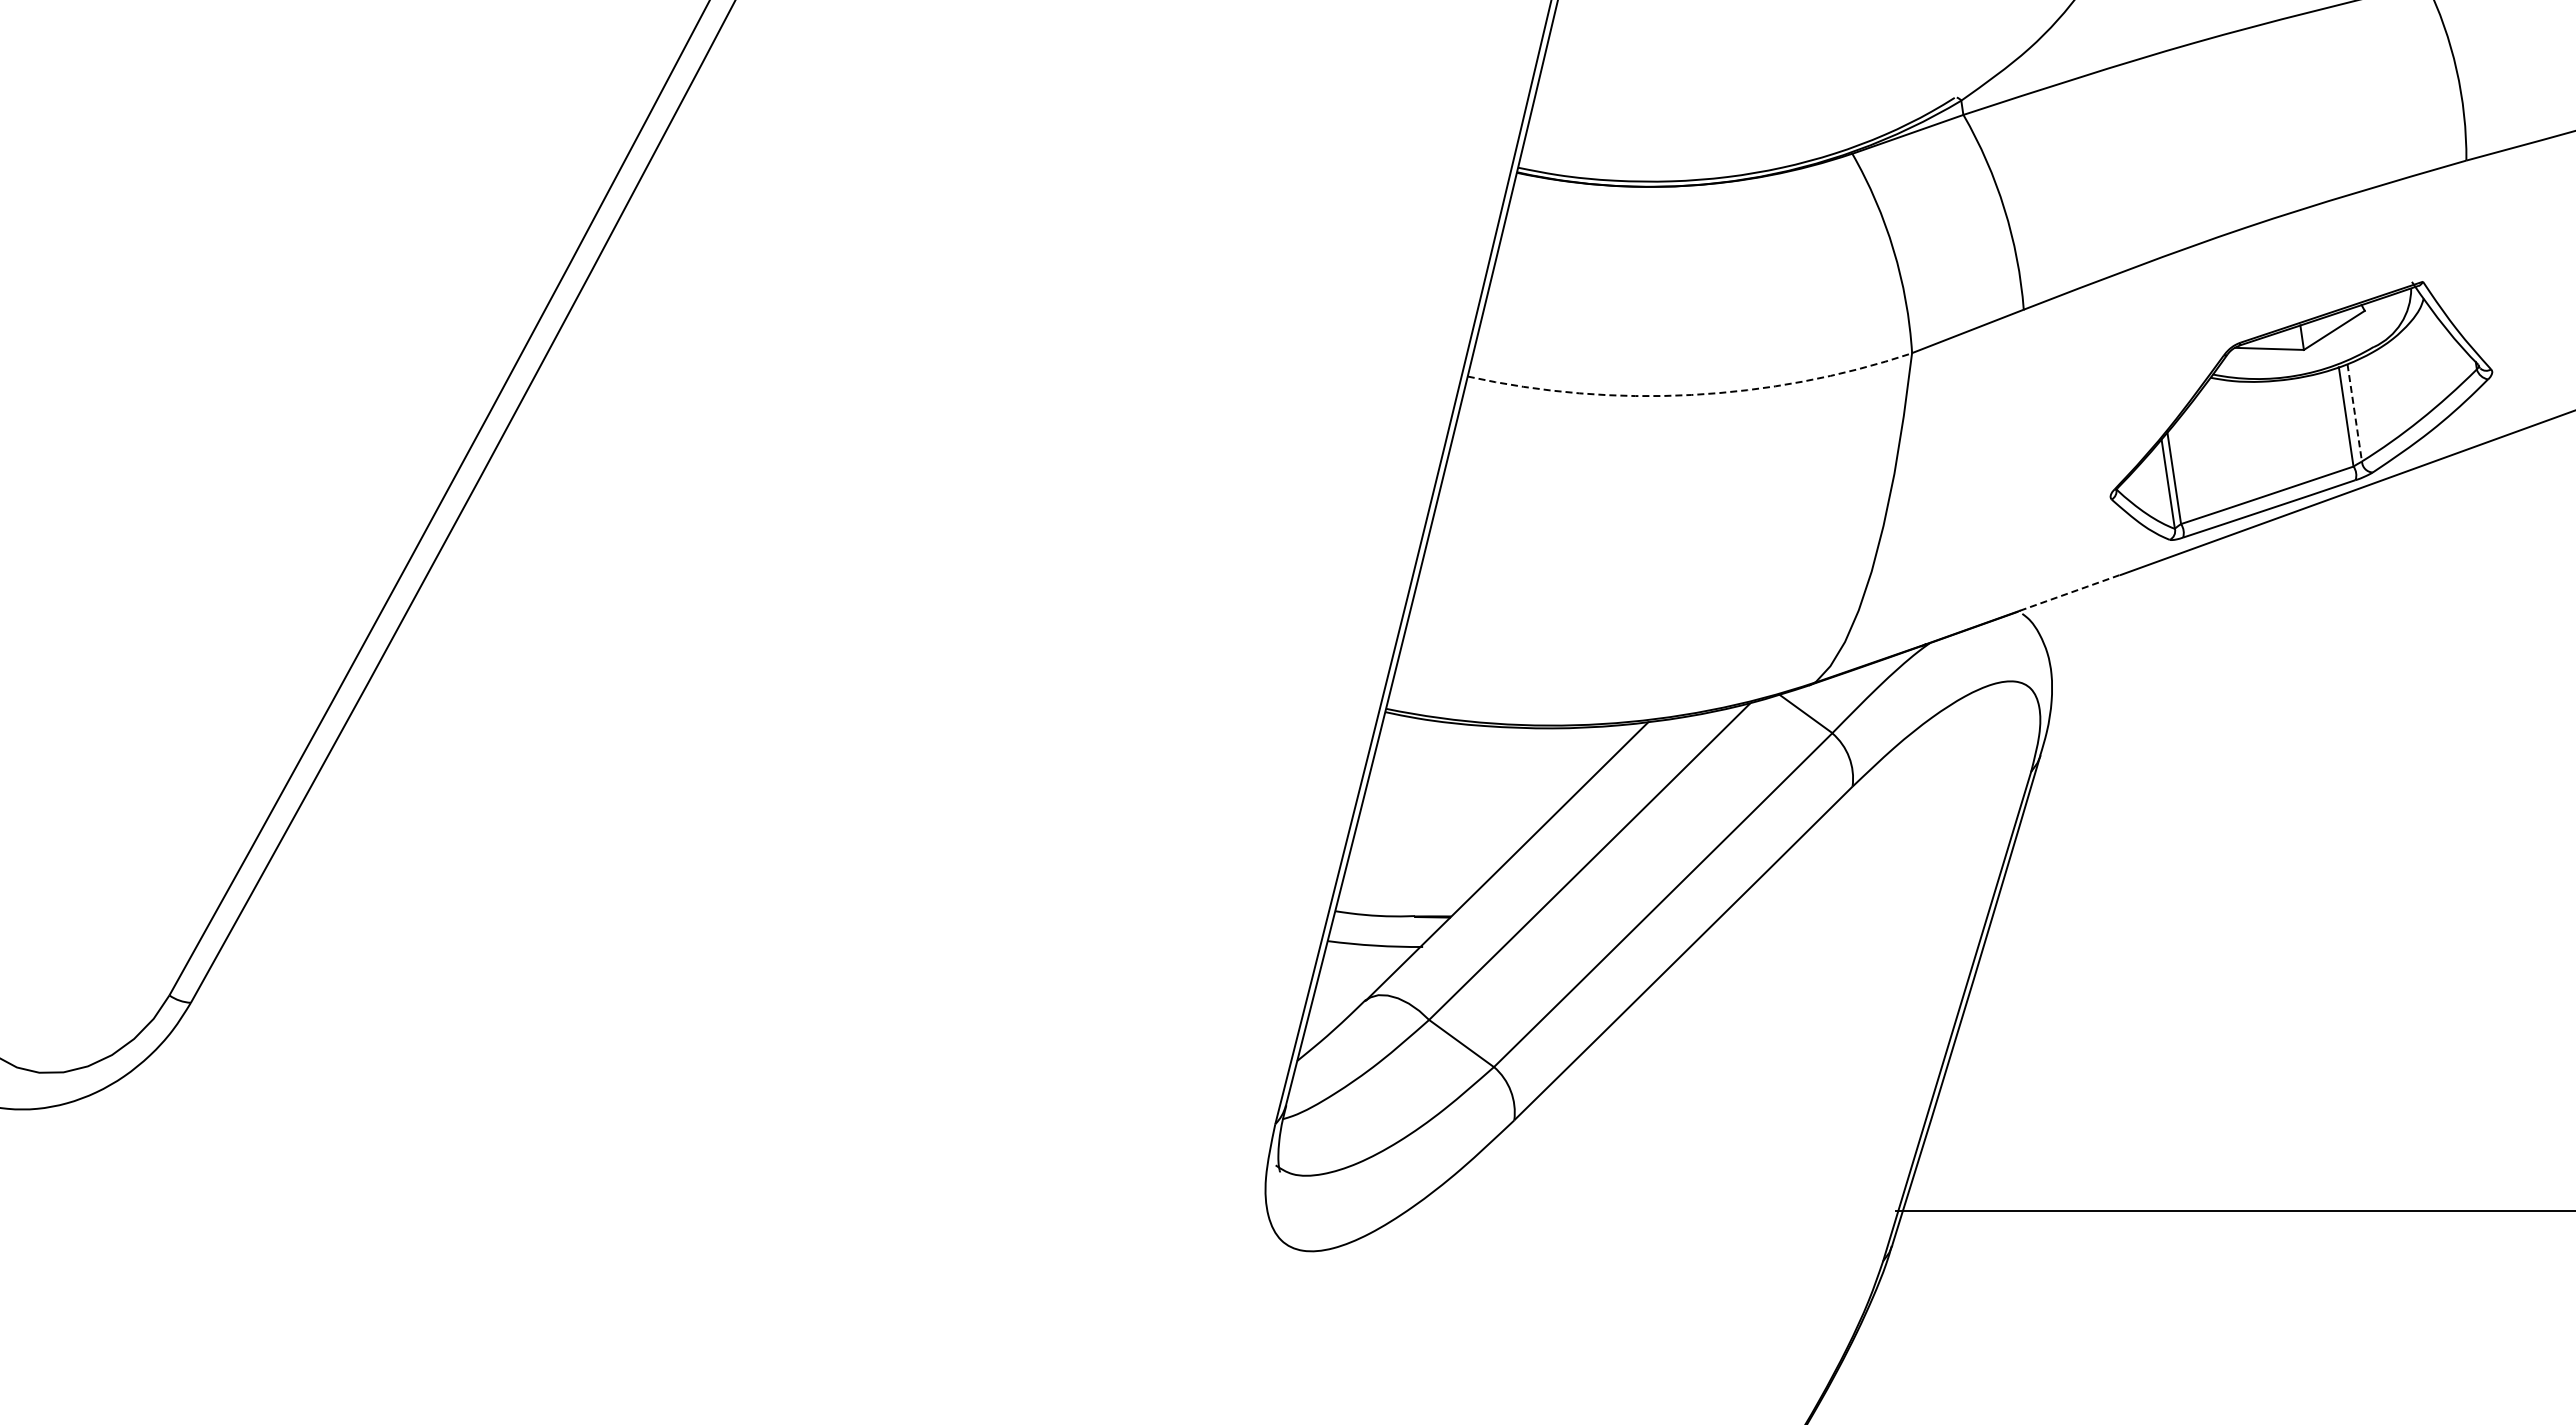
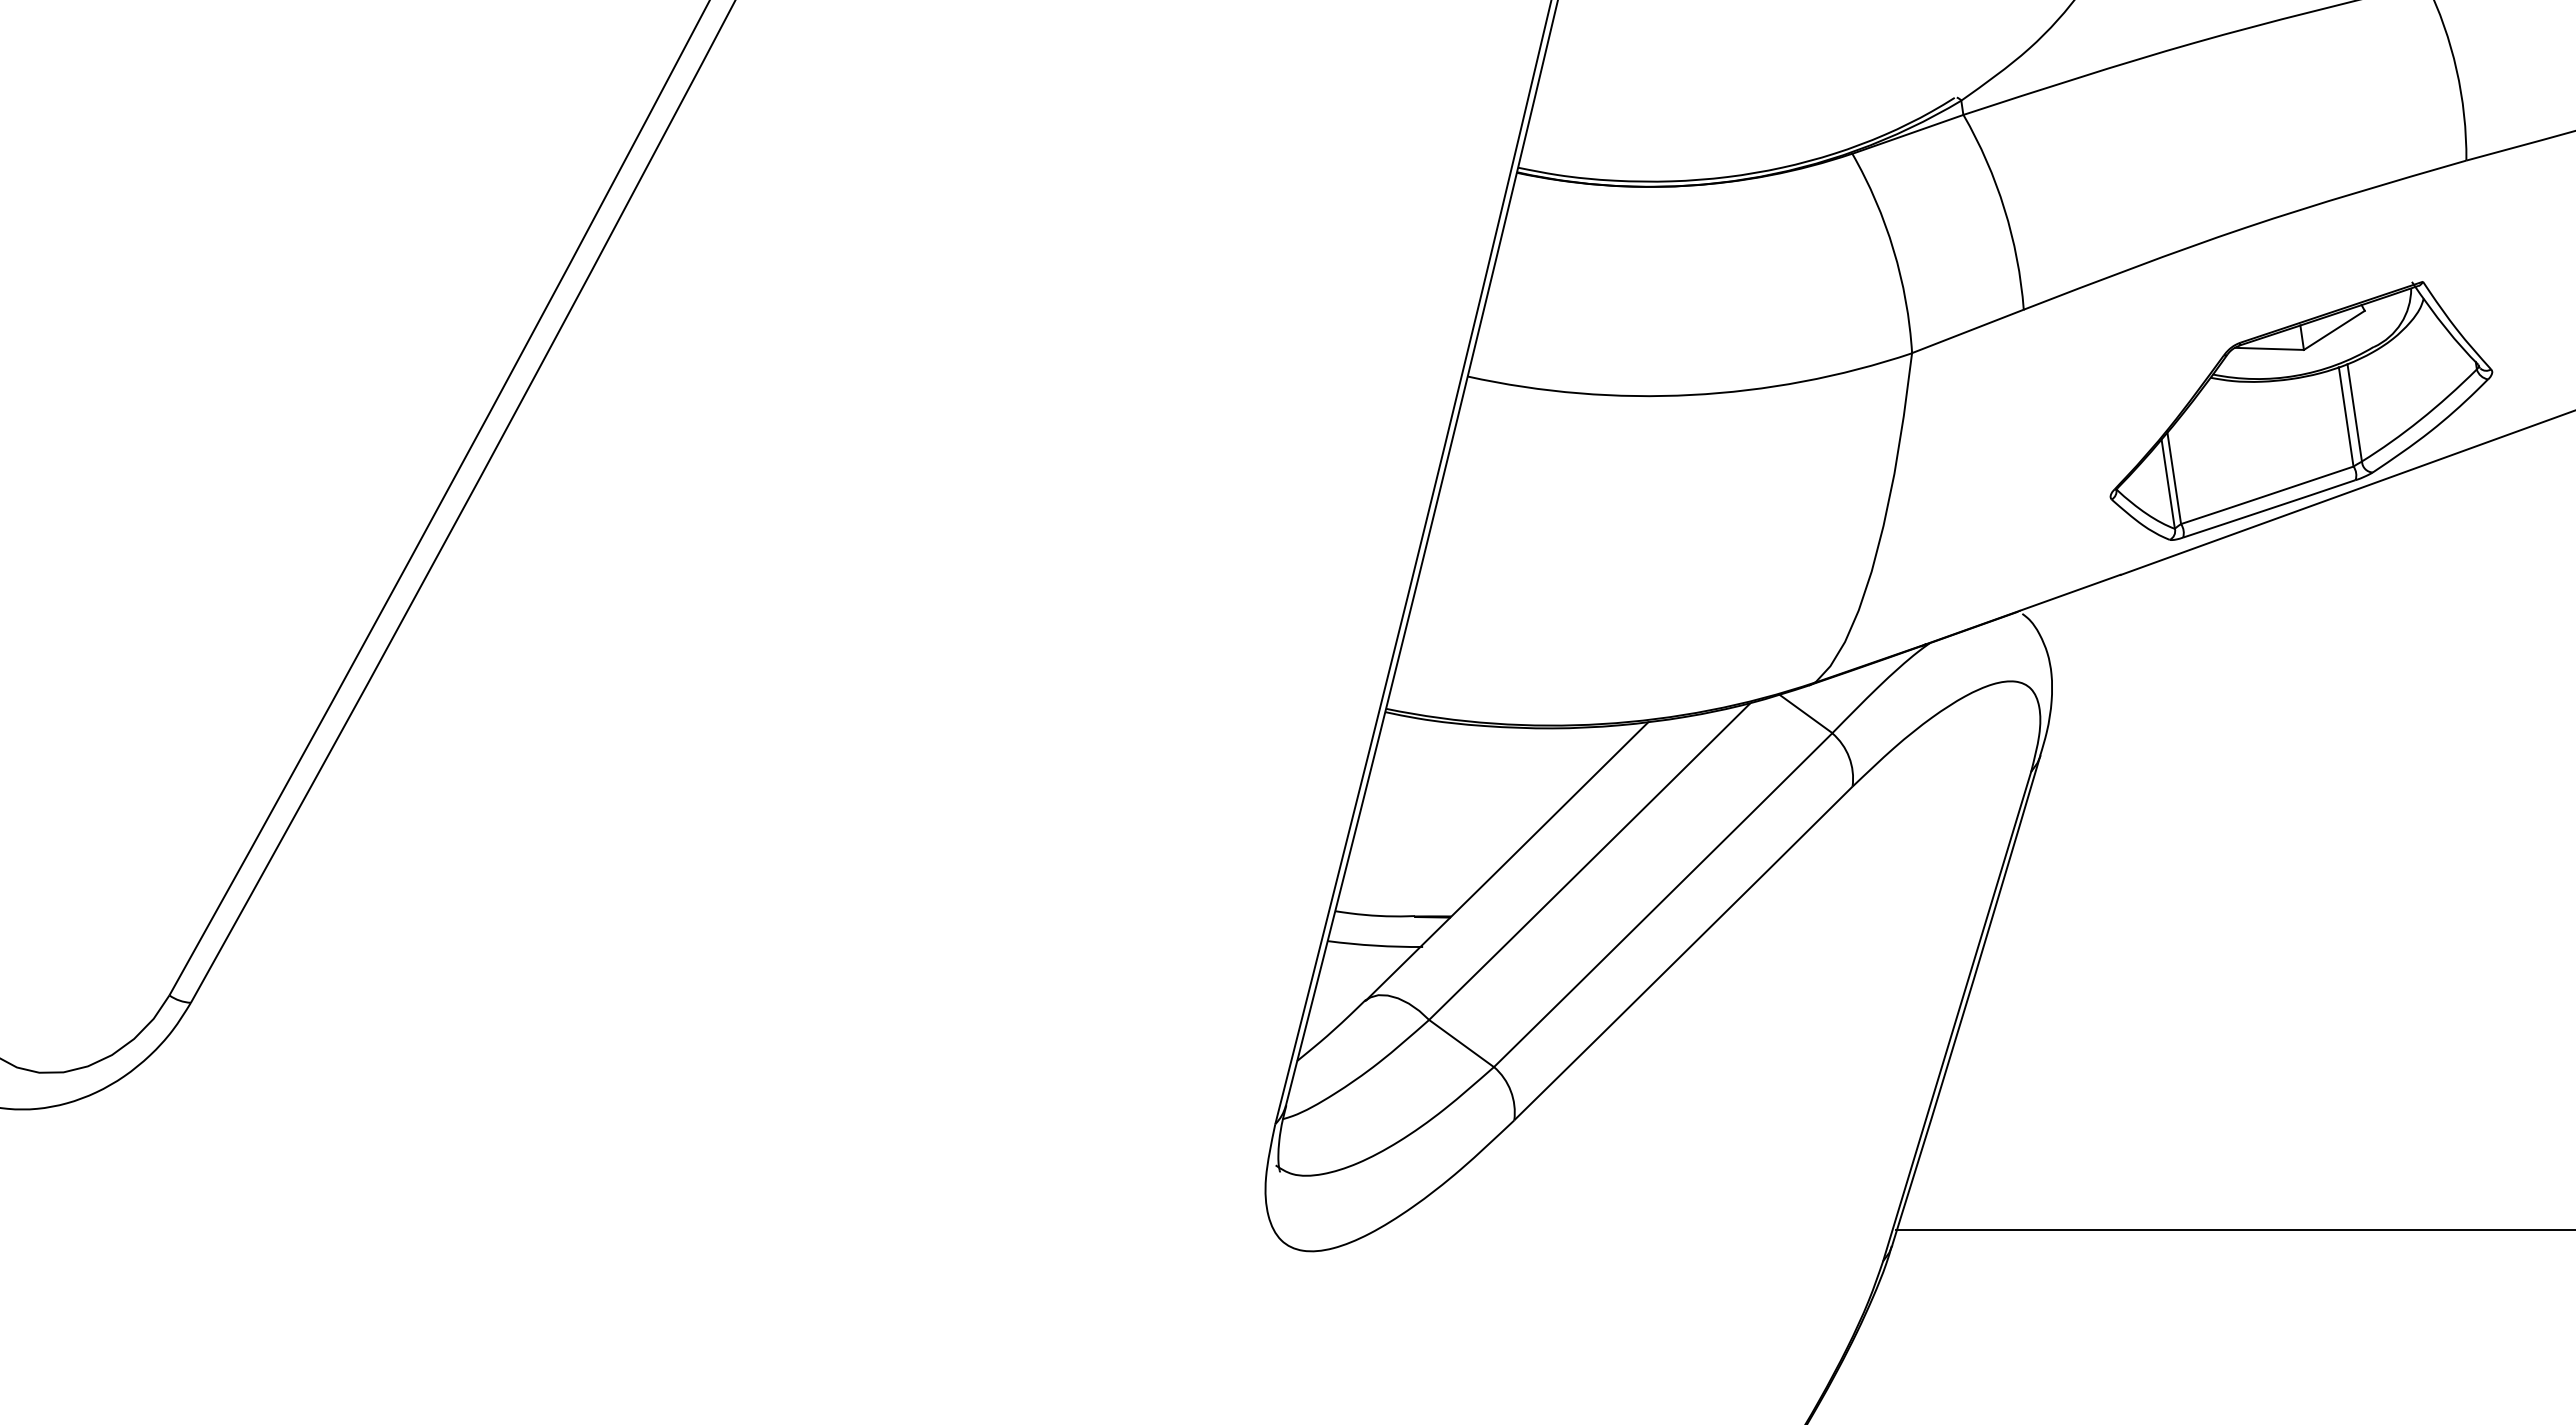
arc: dashed -> solid (1691, 395)
line: dashed -> solid (2354, 413)
line: dashed -> solid (2070, 592)
line position: (2234, 1211) -> (2234, 1230) (2234, 1230)
